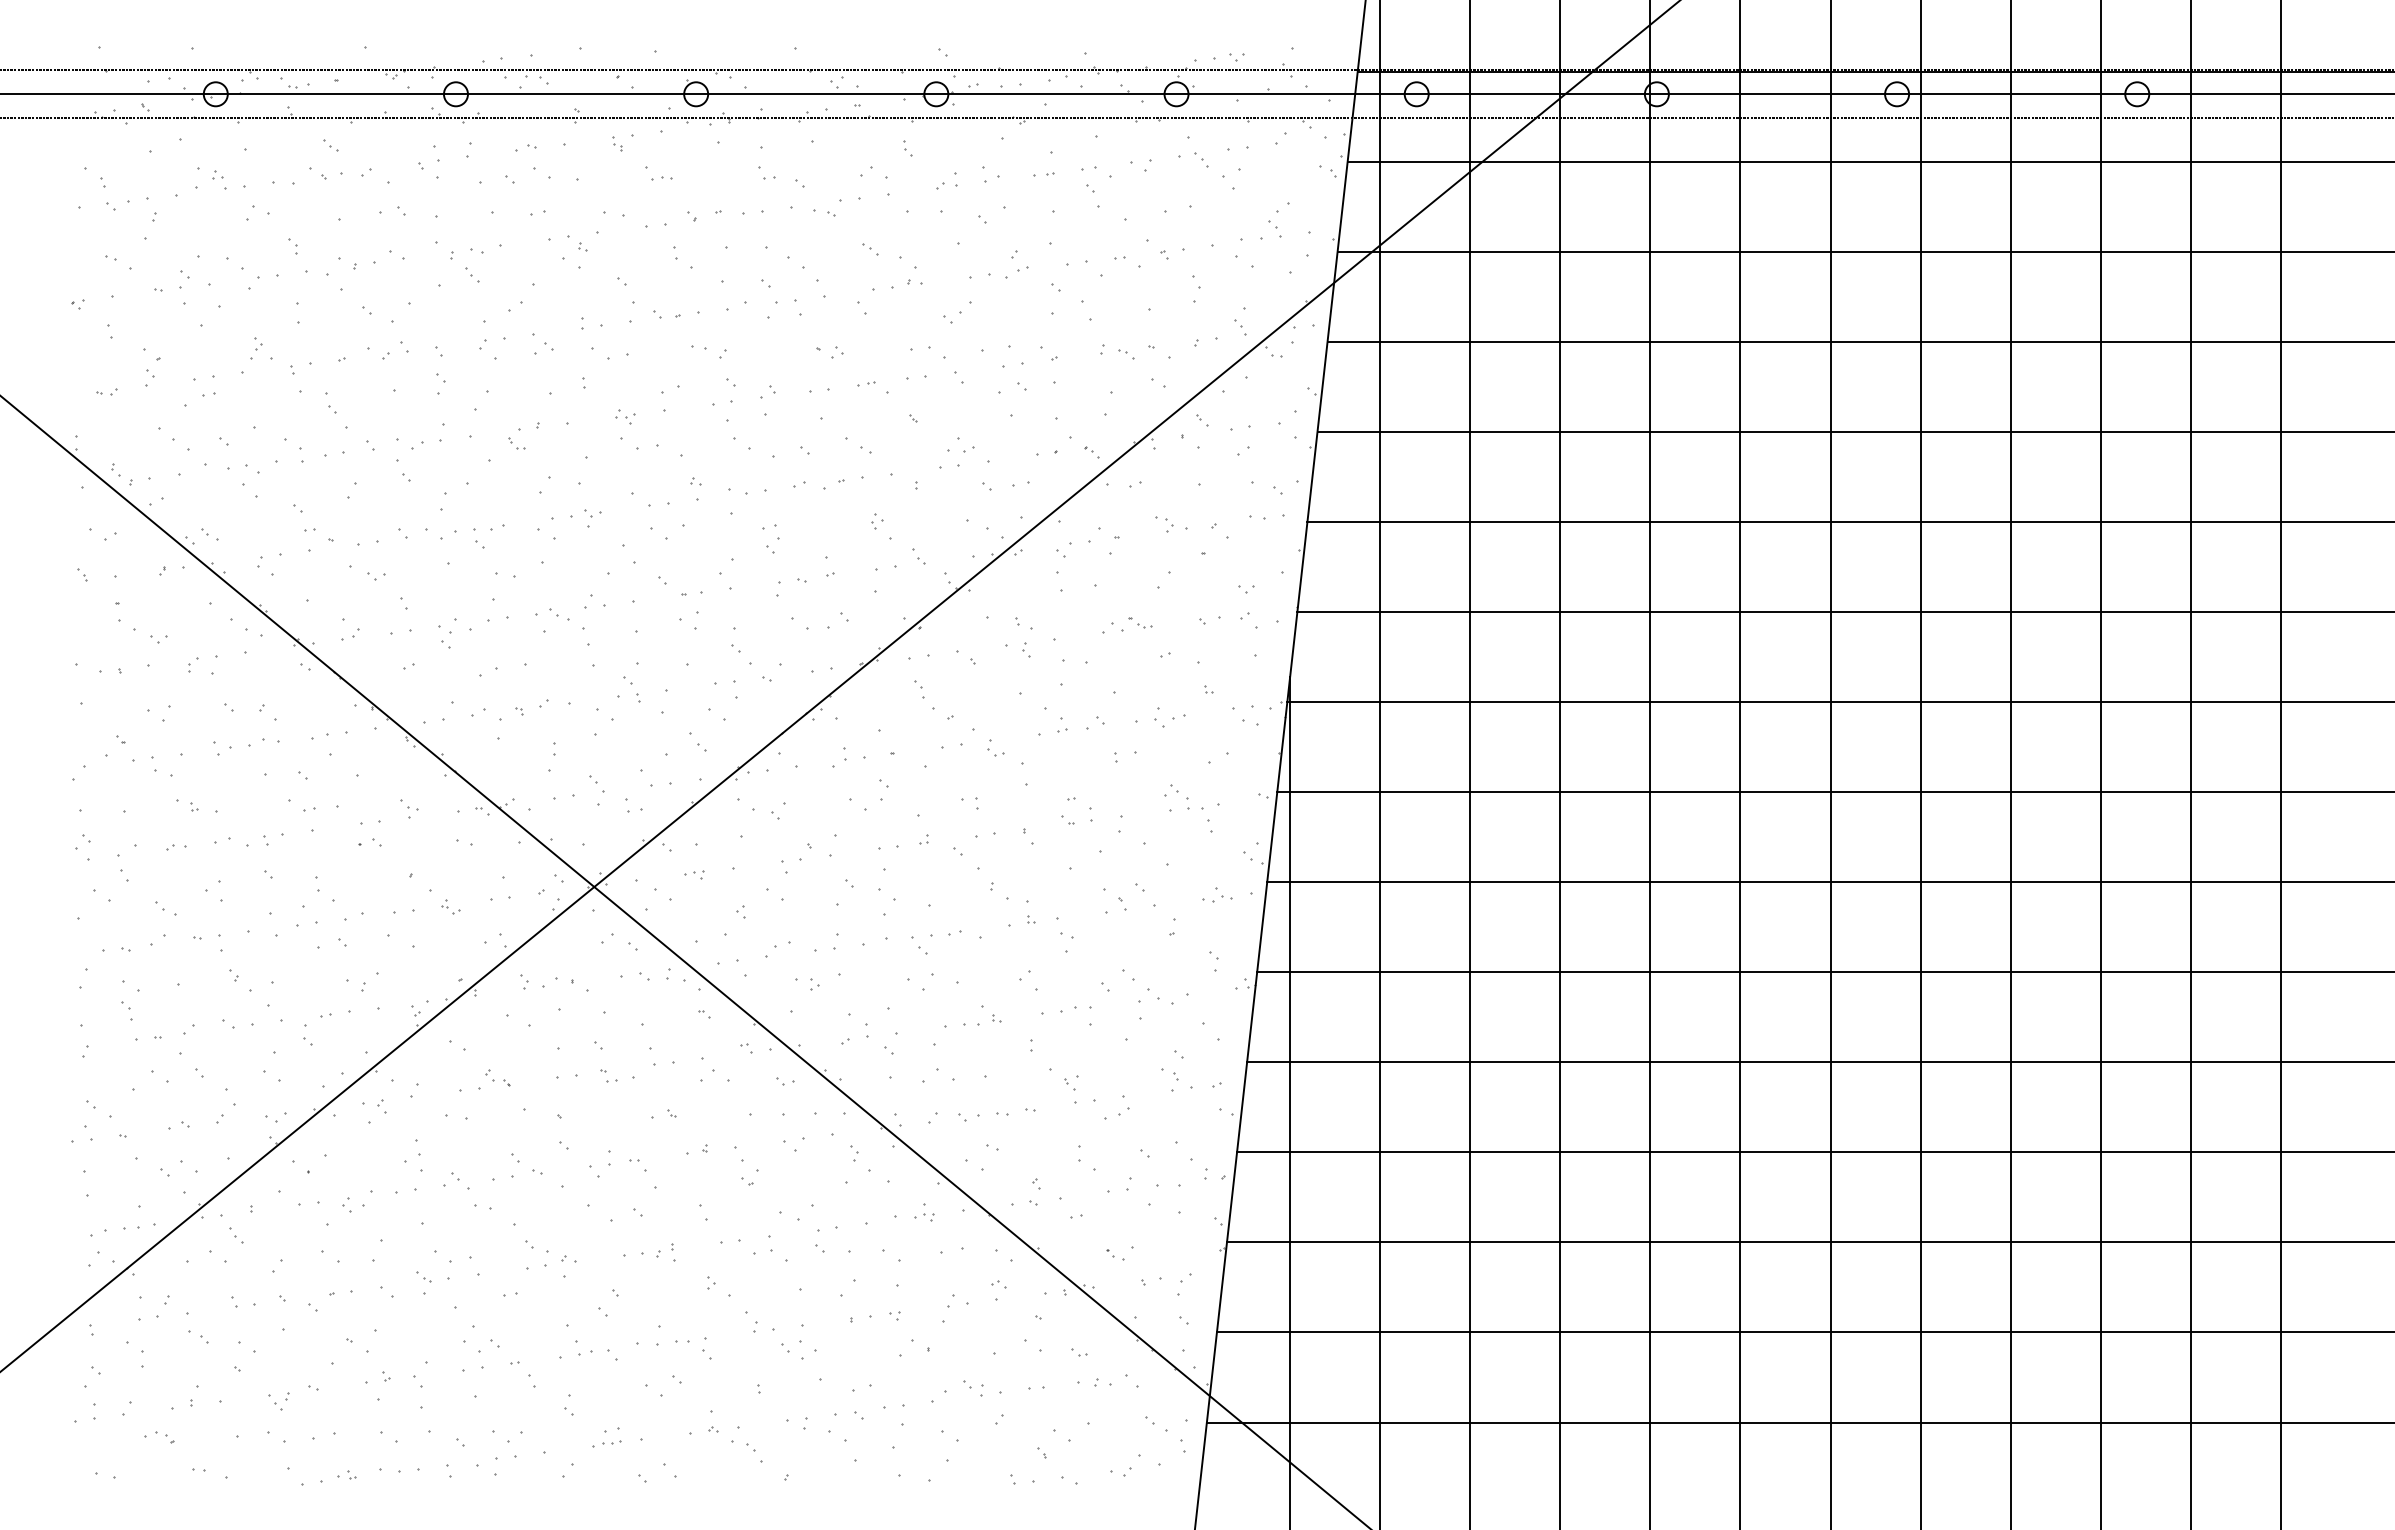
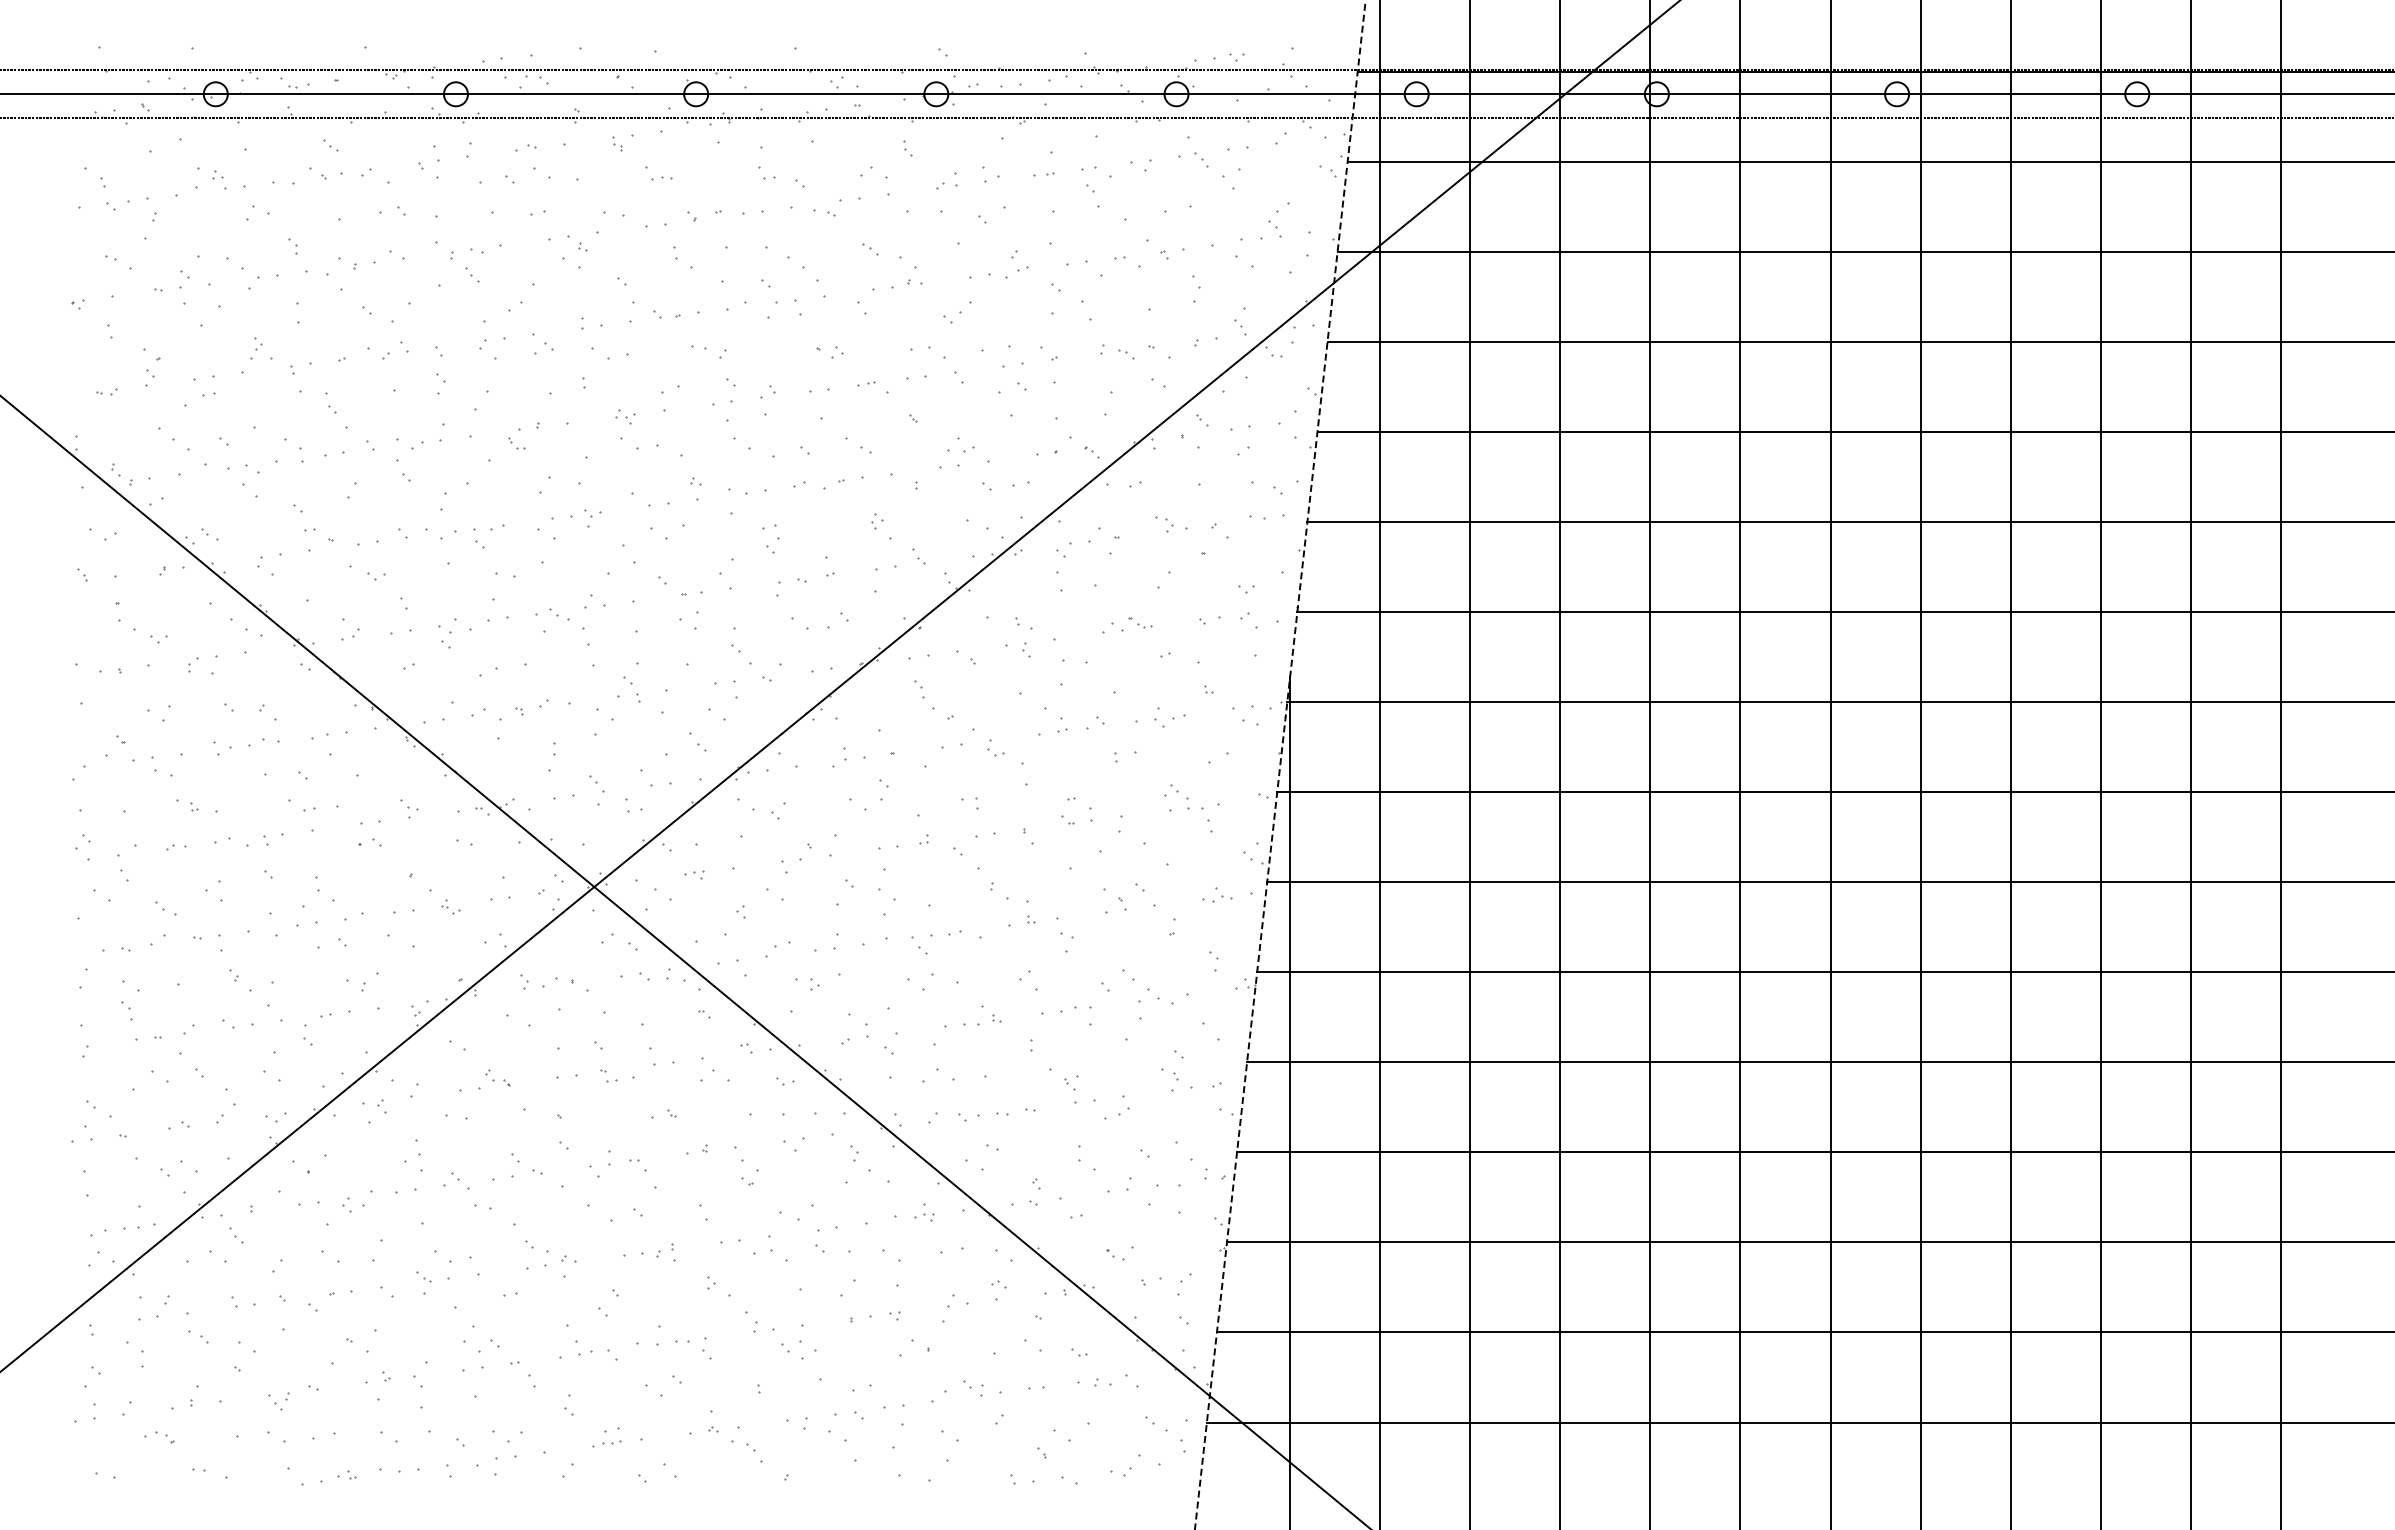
line: solid -> dashed (1280, 764)
